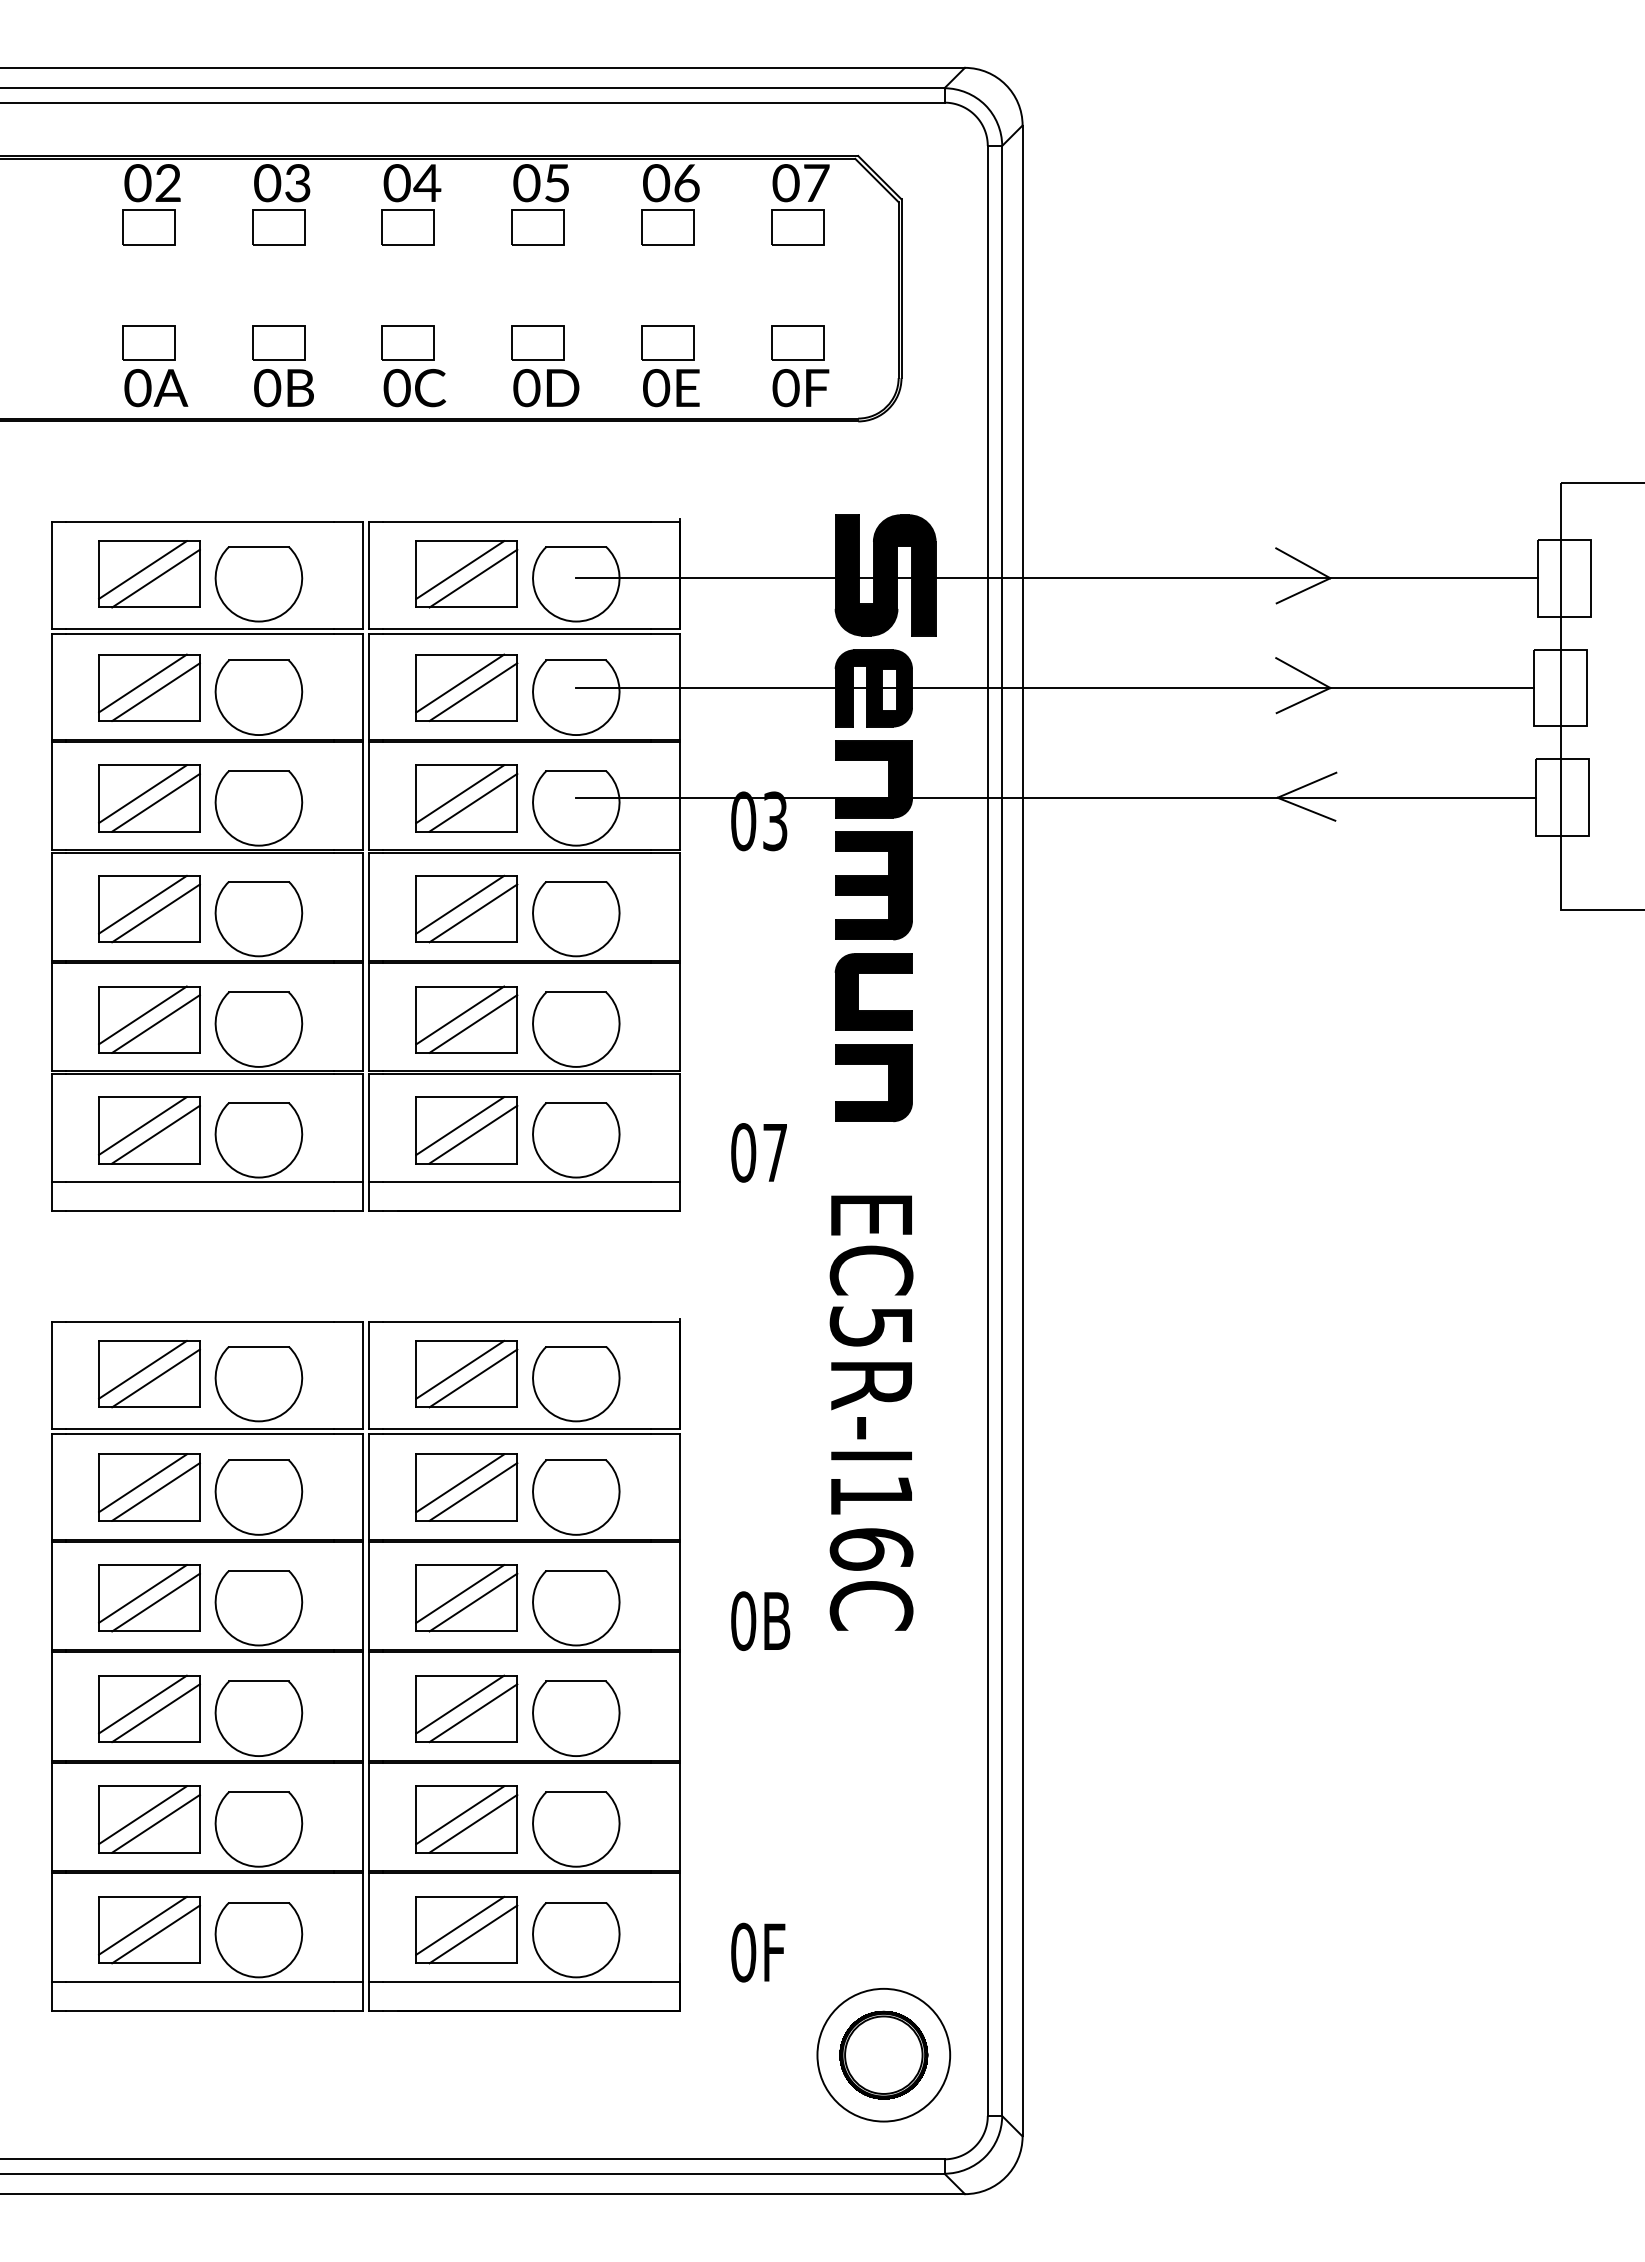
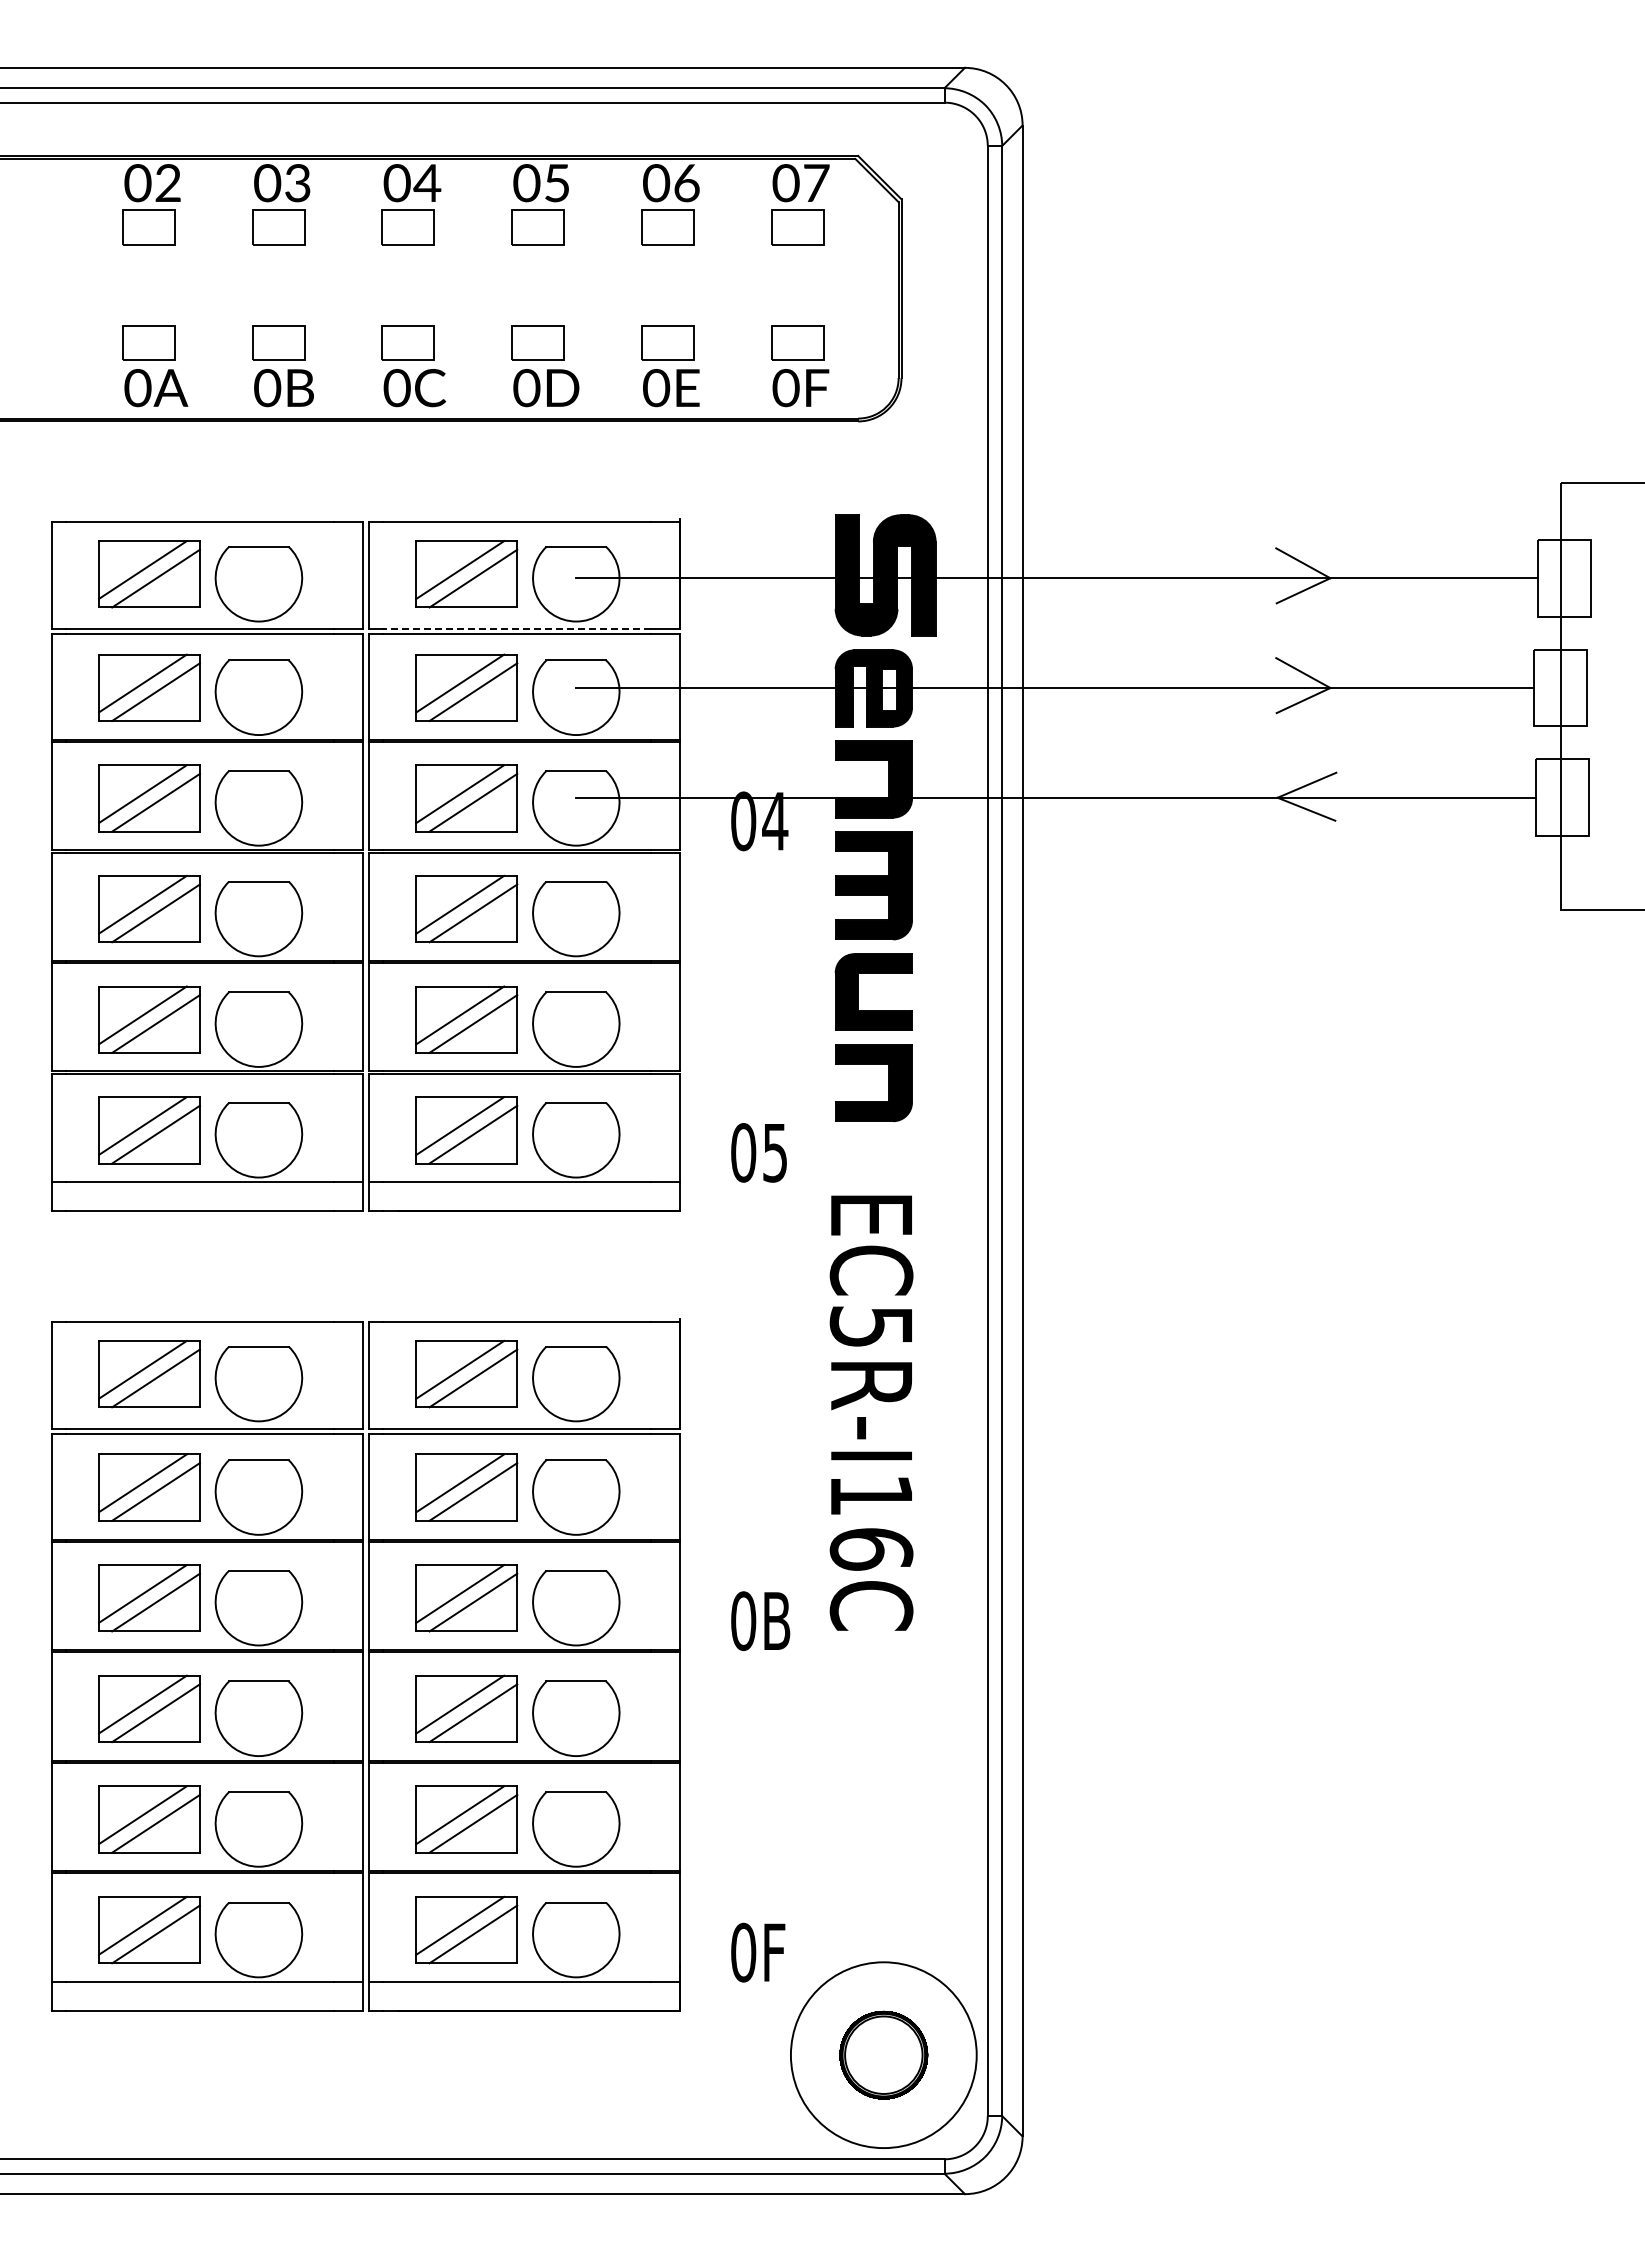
line: solid -> dashed (517, 629)
text: 03 -> 04 (775, 821)
text: 07 -> 05 (774, 1153)
circle diameter: 133 px -> 186 px (883, 2055)
